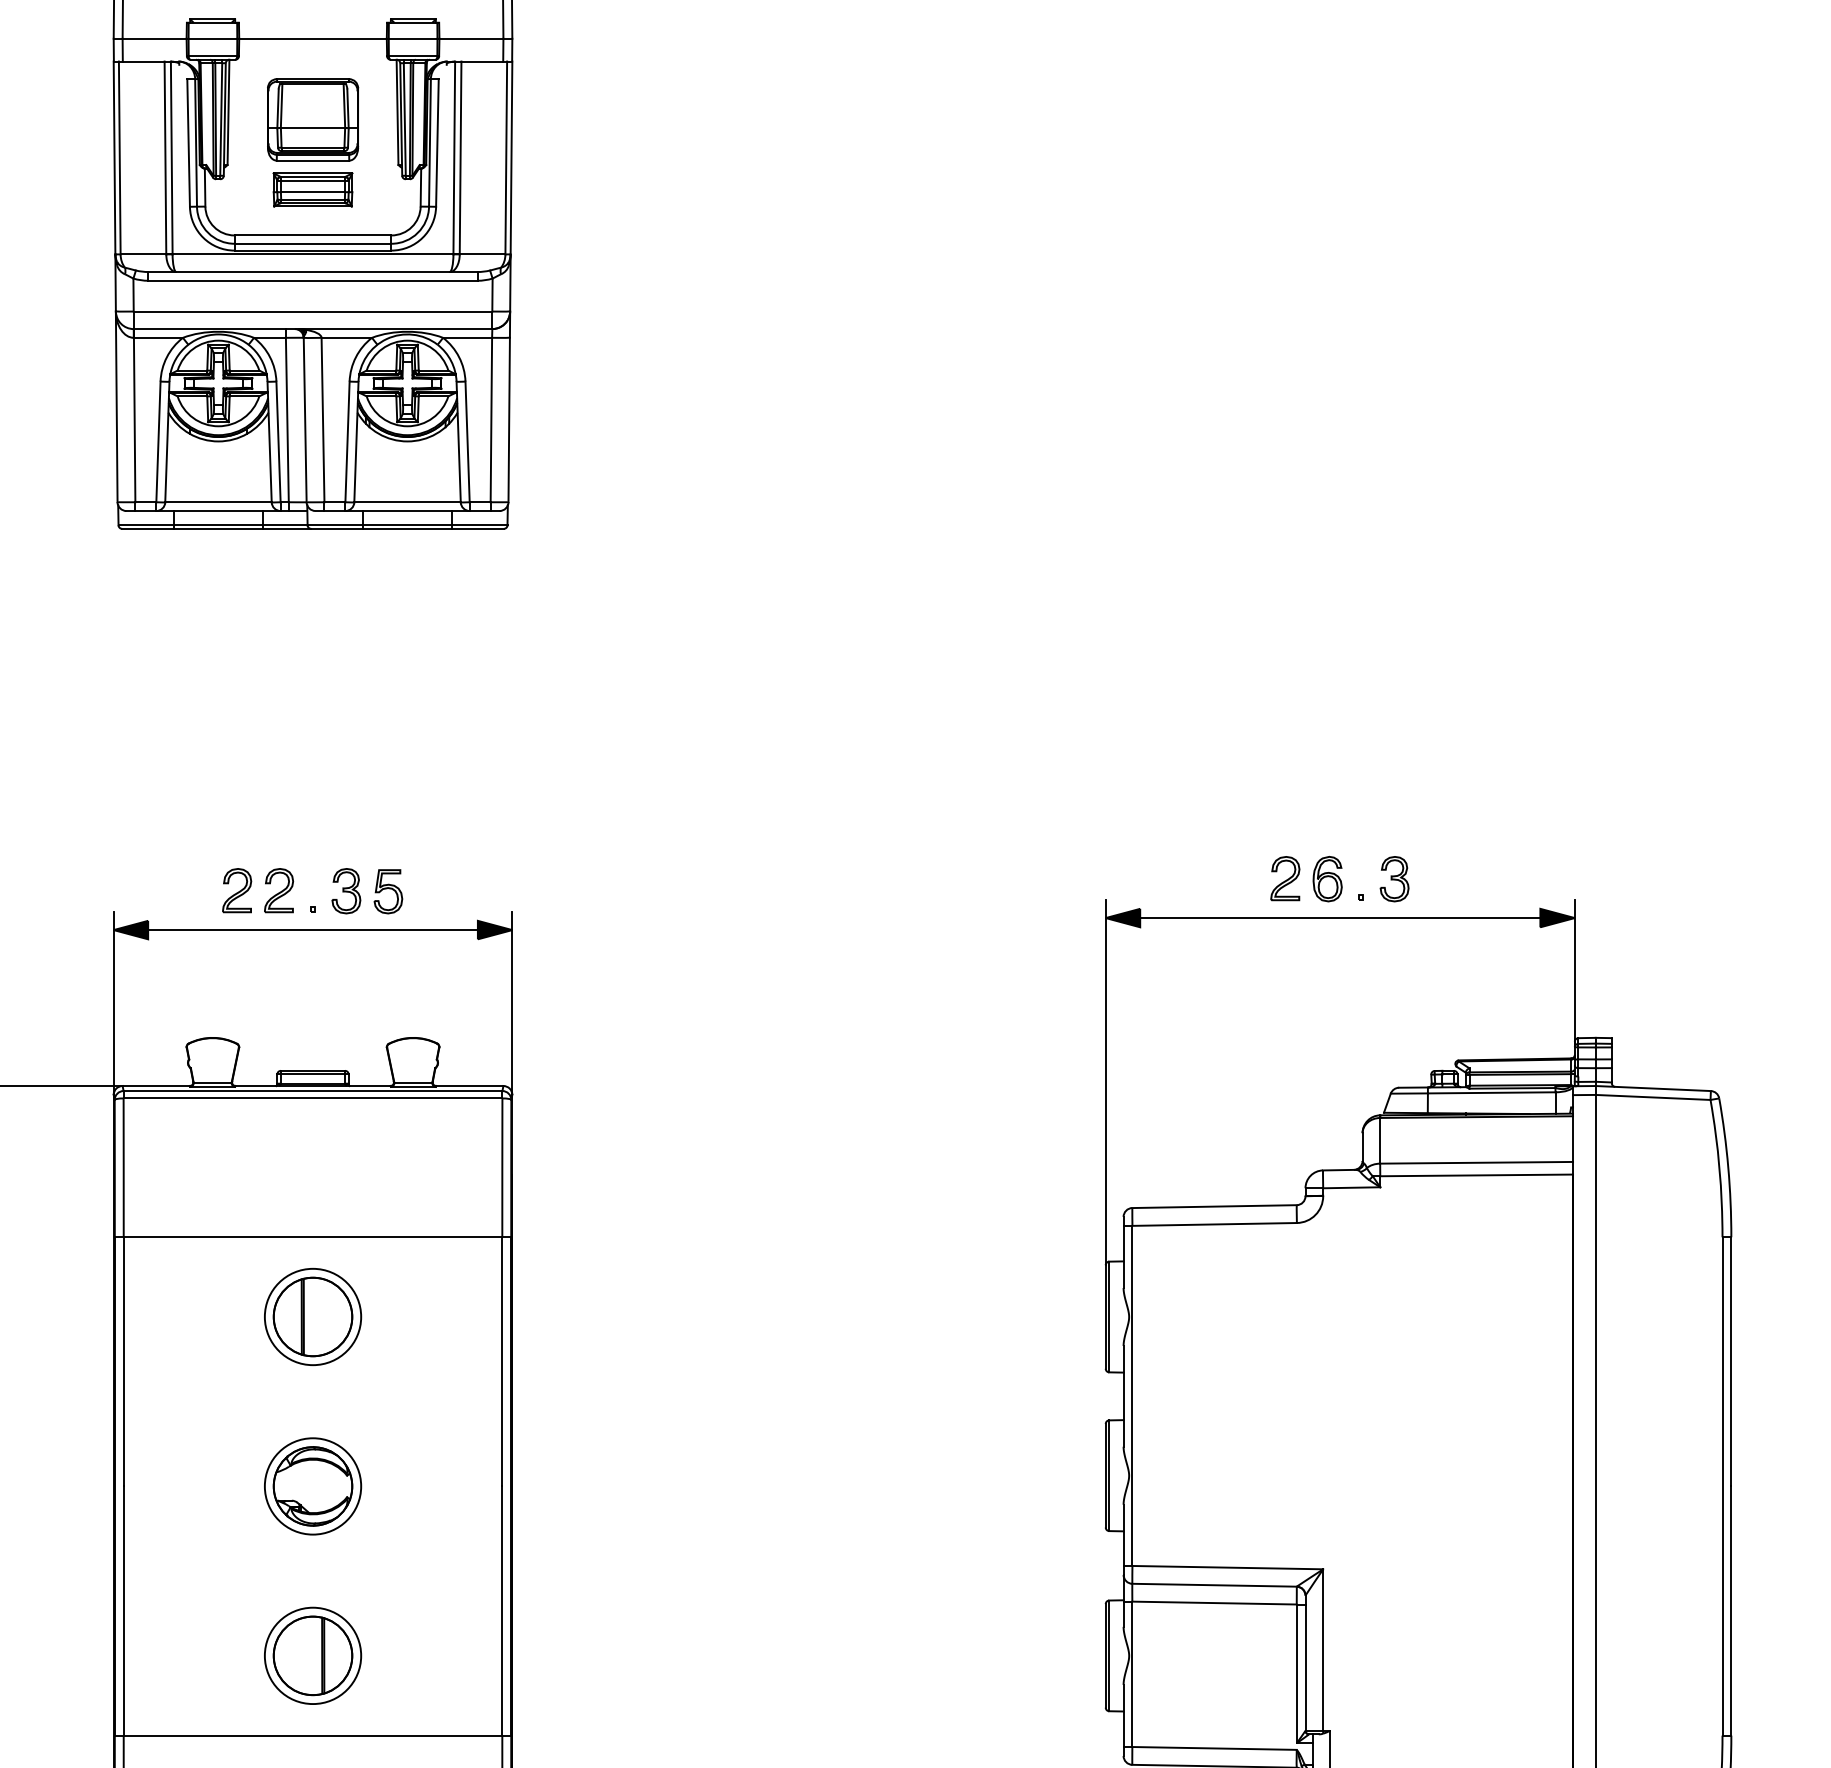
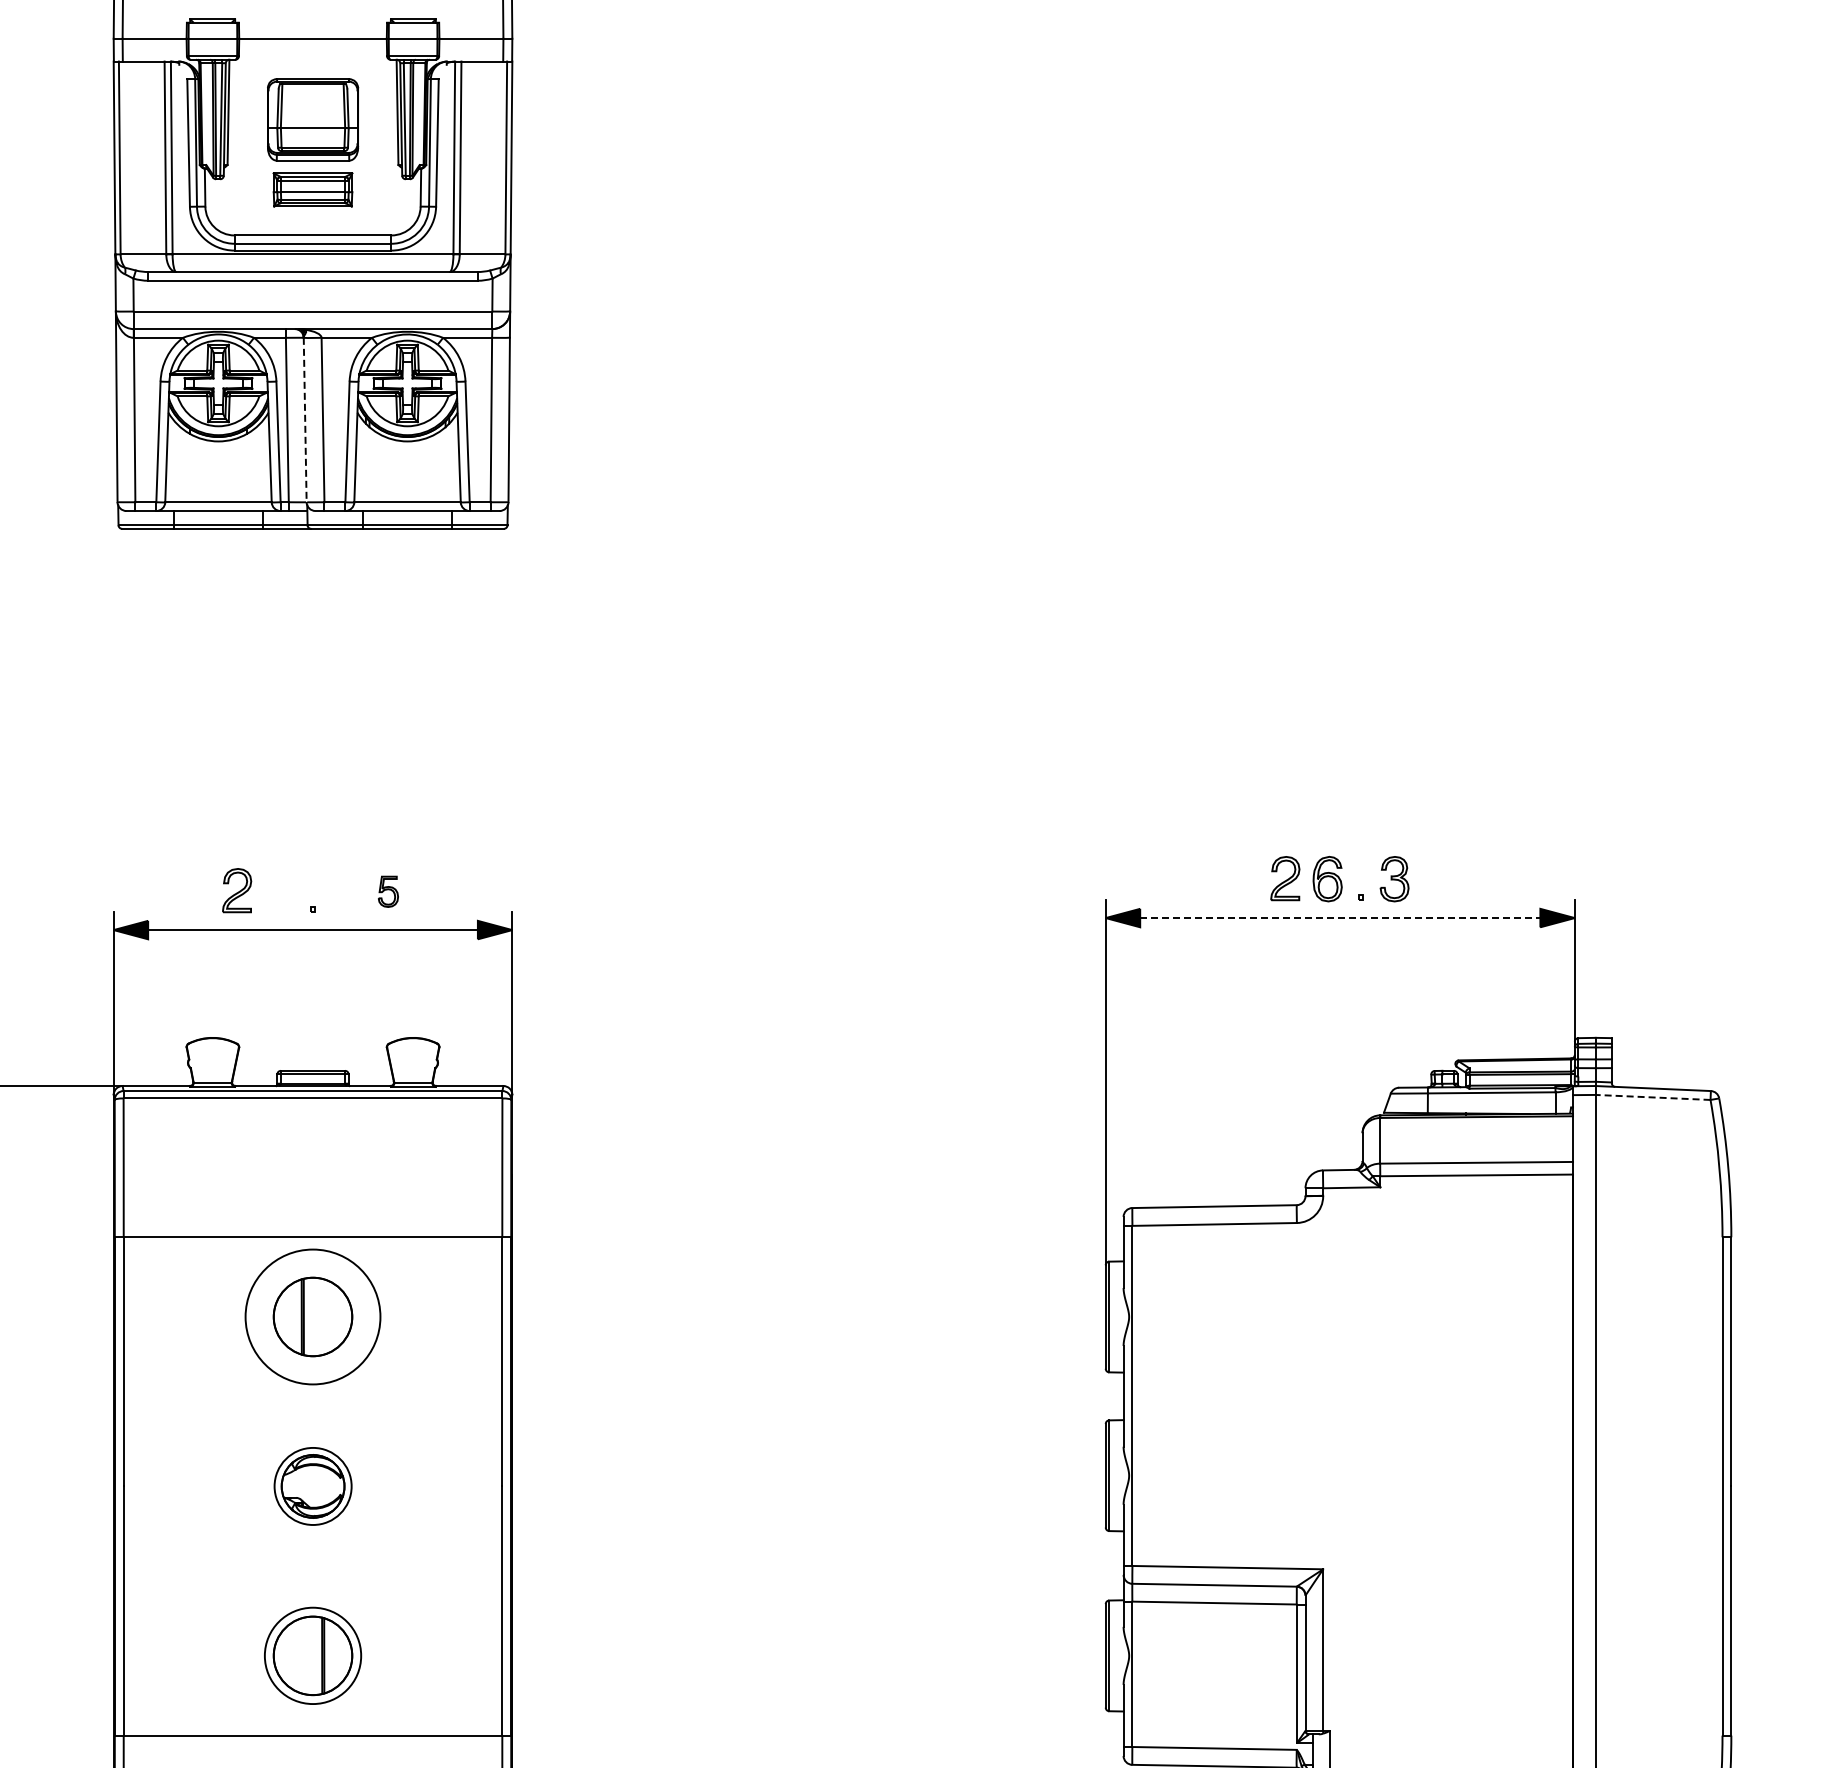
line: solid -> dashed (305, 420)
part: present -> none (279, 890)
part: present -> none (346, 891)
part size: 31x46 px -> 21x33 px (388, 891)
line: solid -> dashed (1340, 918)
line: solid -> dashed (1652, 1097)
circle diameter: 96 px -> 135 px (312, 1316)
part size: 99x99 px -> 80x79 px (312, 1486)
